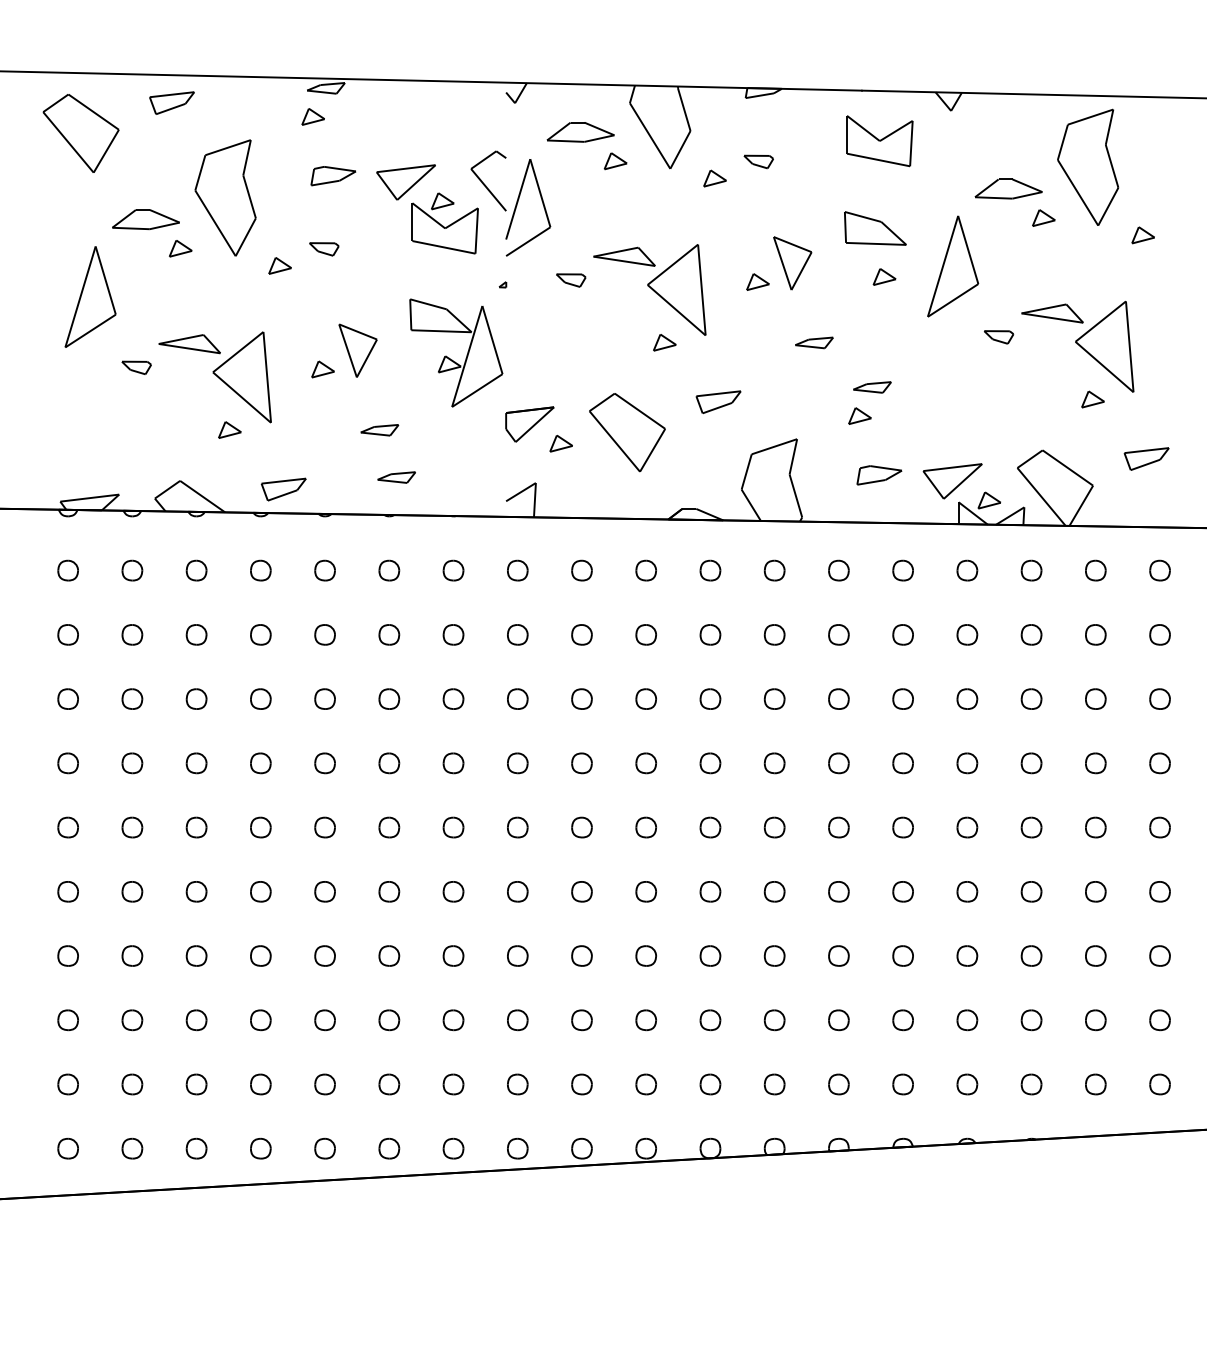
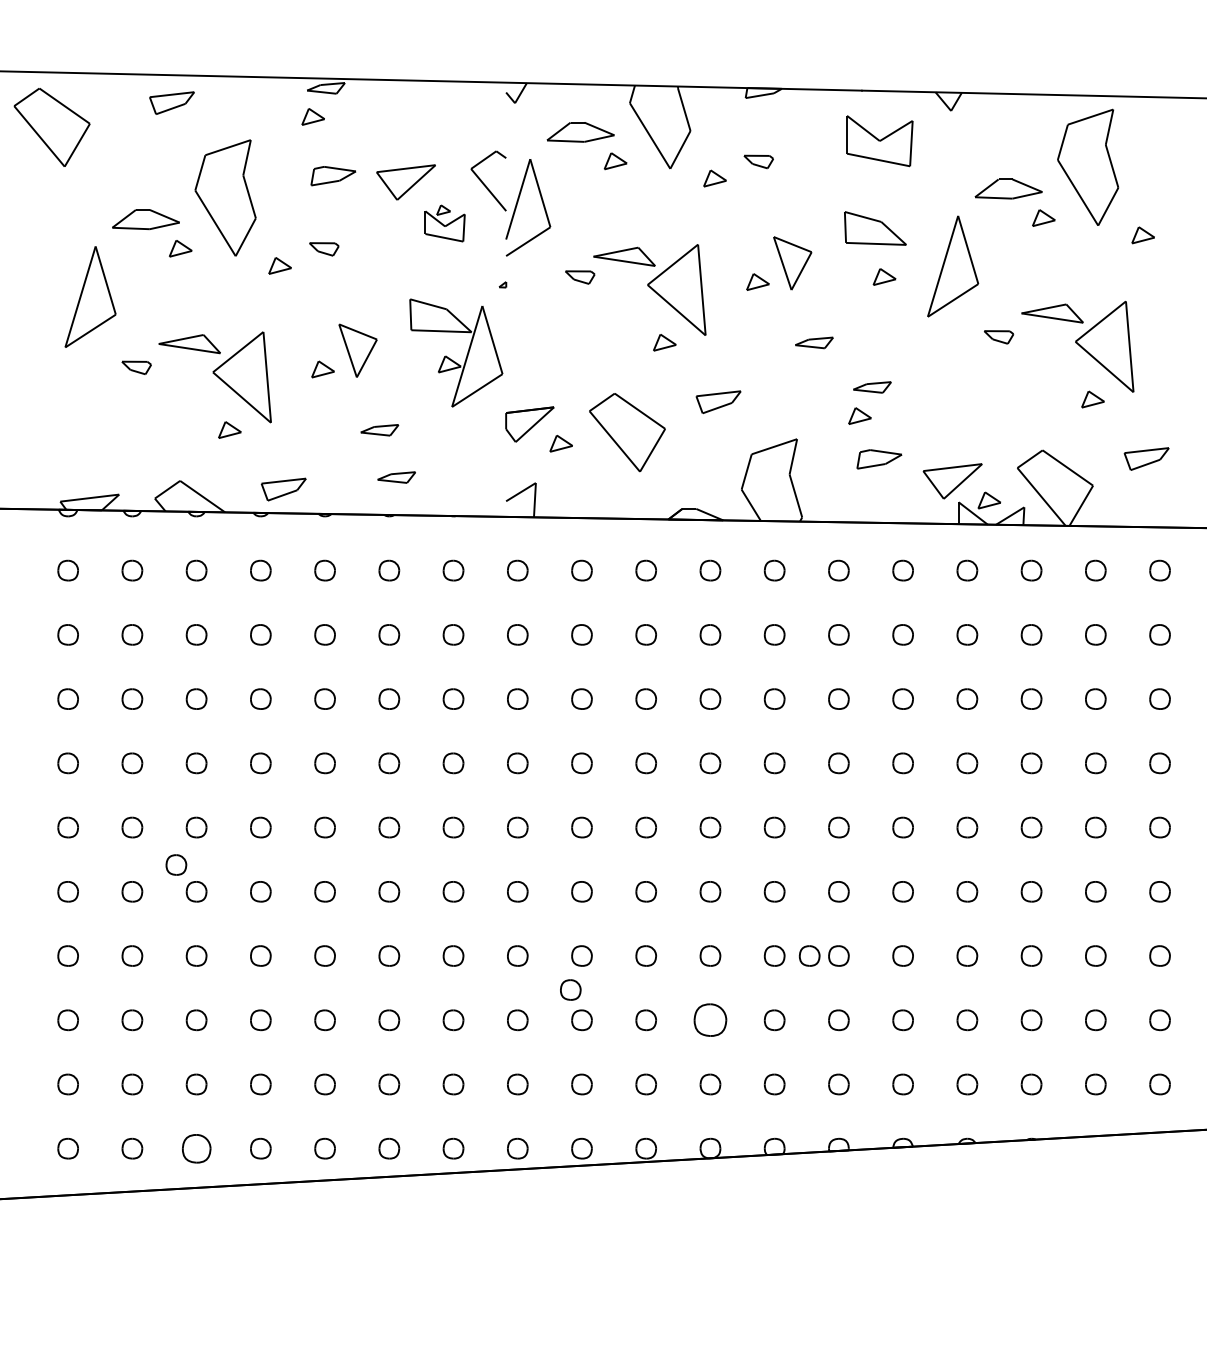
part position: (80, 133) -> (51, 127) (51, 127)
part size: 68x63 px -> 42x39 px (444, 223)
part position: (571, 280) -> (580, 277) (580, 277)
part position: (879, 475) -> (879, 459) (879, 459)
part: none -> present (176, 864)
part: none -> present (809, 955)
part: none -> present (570, 989)
part size: 23x23 px -> 35x34 px (710, 1019)
part size: 23x23 px -> 30x30 px (196, 1148)
